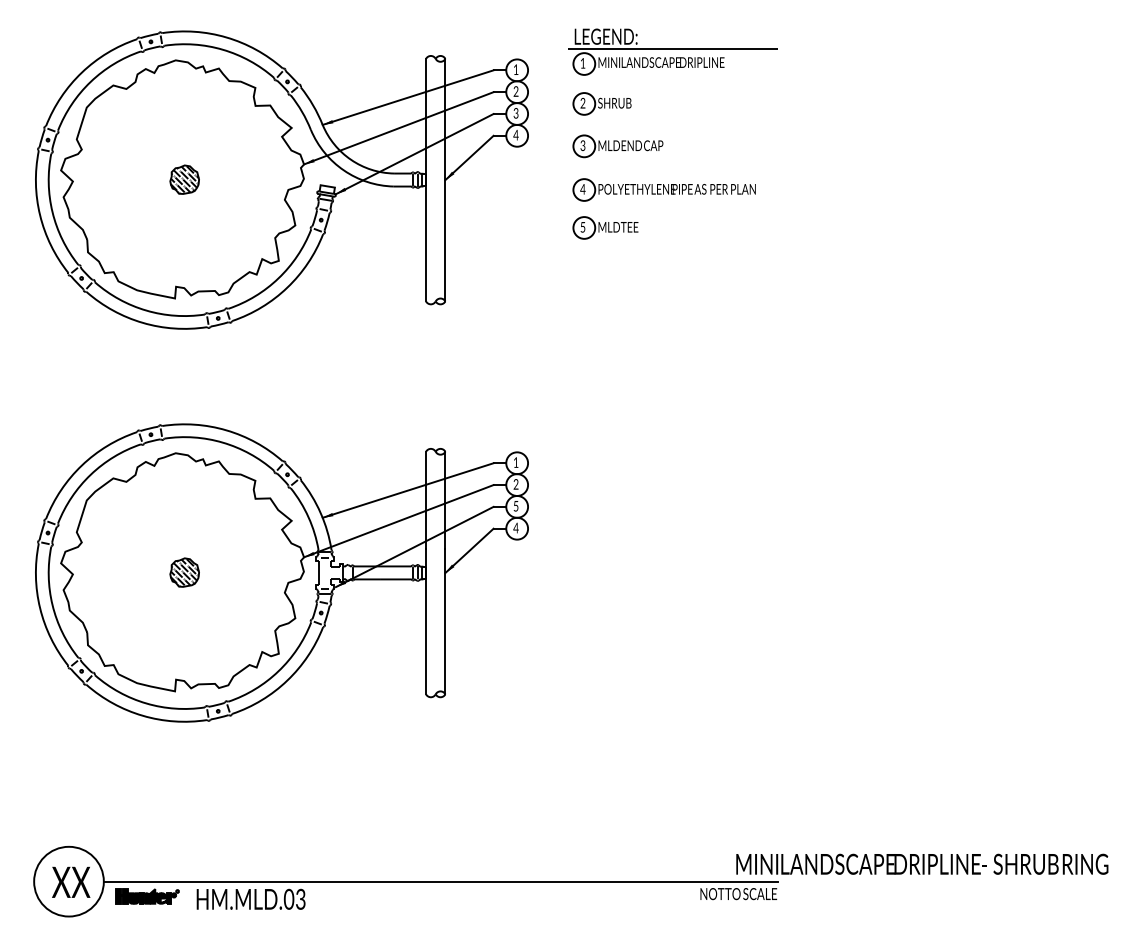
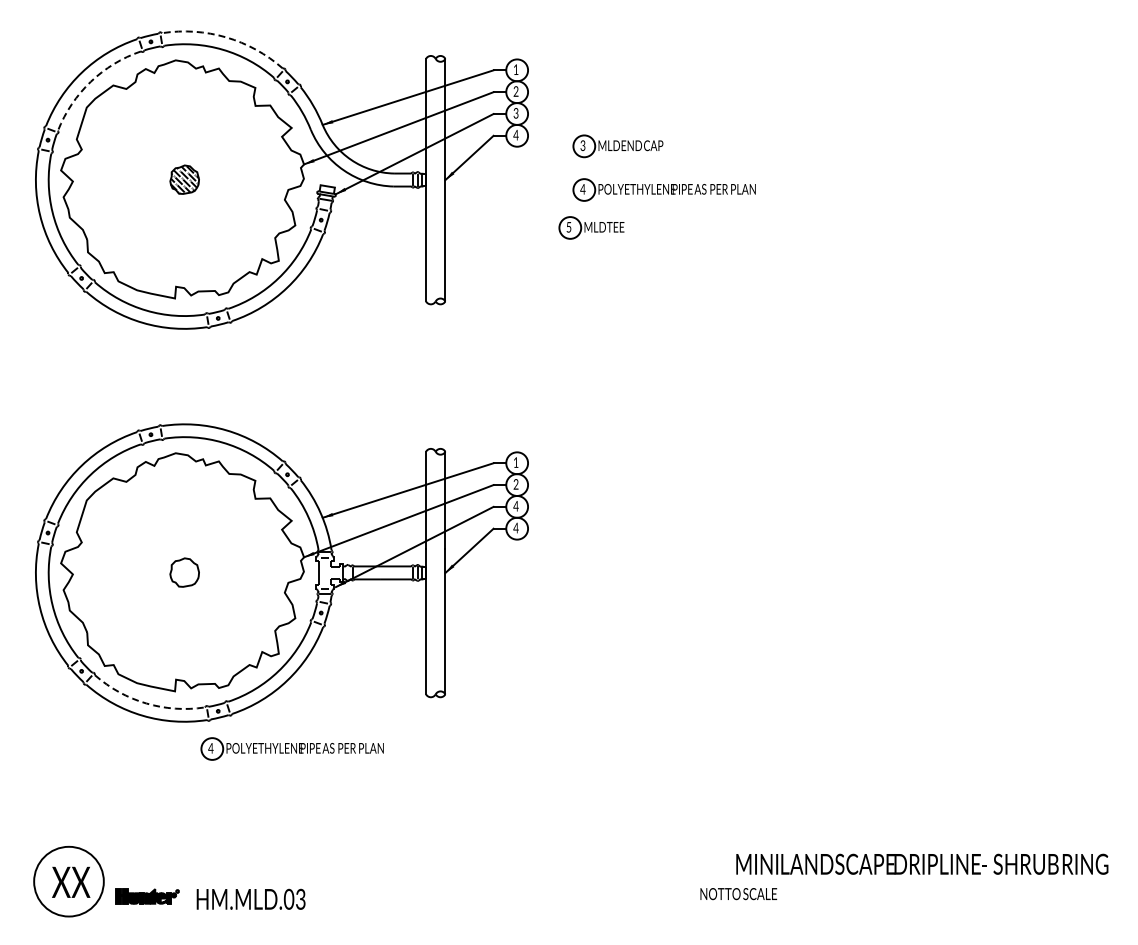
arc: solid -> dashed (226, 37)
part: present -> none (672, 51)
arc: solid -> dashed (90, 81)
part: present -> none (601, 103)
part position: (605, 227) -> (591, 227) (591, 227)
text: 5 -> 4 (515, 506)
hatch: present -> none (184, 572)
arc: solid -> dashed (146, 703)
part: none -> present (291, 748)
line: present -> none (440, 881)
